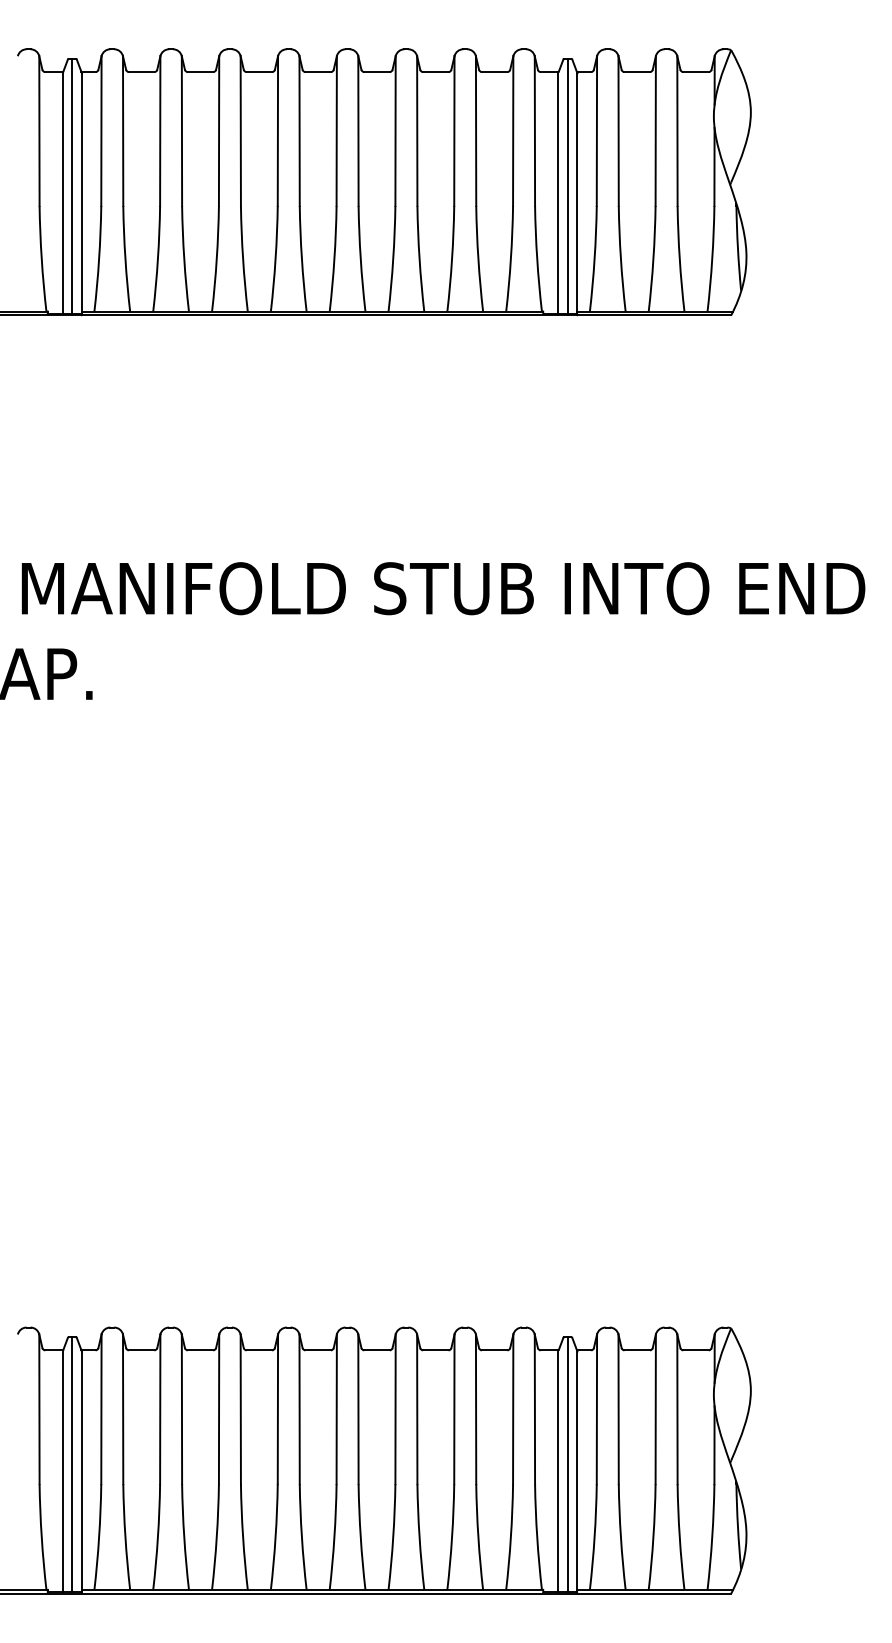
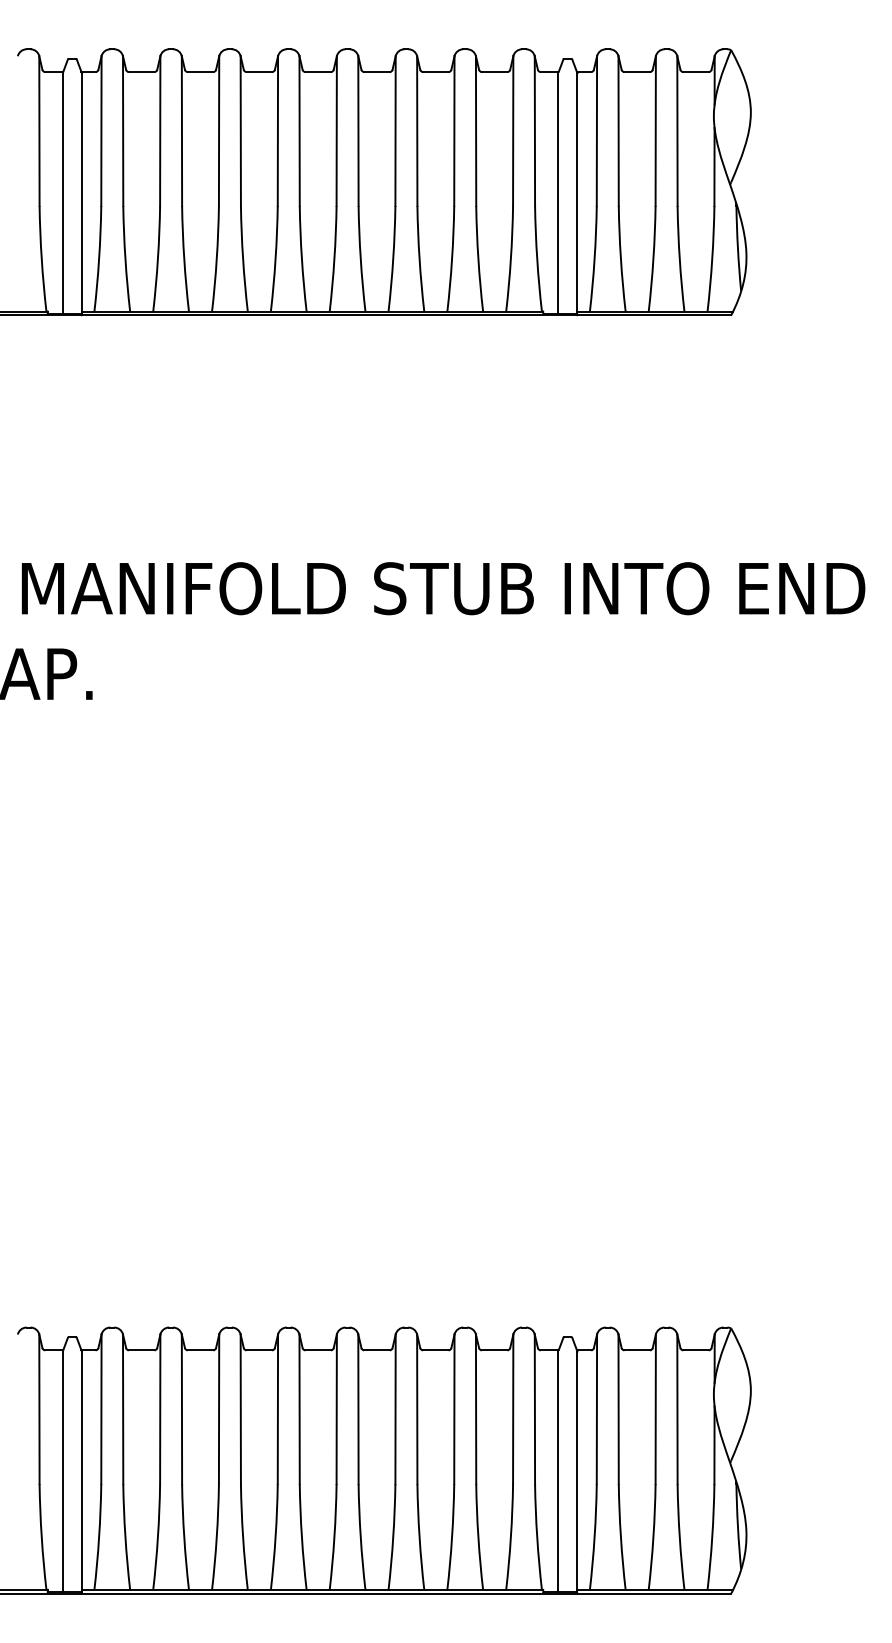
line: present -> none (72, 186)
line: present -> none (567, 186)
line: present -> none (72, 1464)
line: present -> none (567, 1464)
